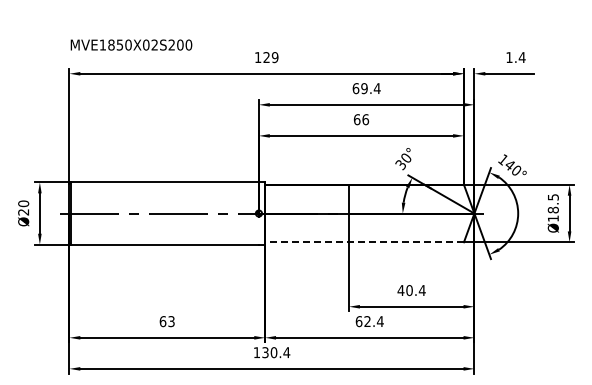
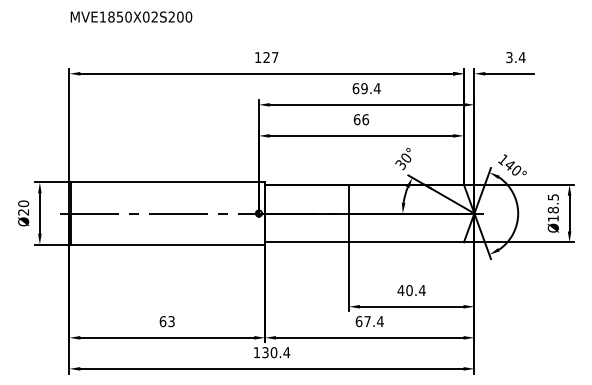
text position: (131, 44) -> (131, 16) (131, 16)
text: 129 -> 127 (274, 57)
text: 1.4 -> 3.4 (509, 57)
line: dashed -> solid (364, 242)
text: 62.4 -> 67.4 (367, 321)
